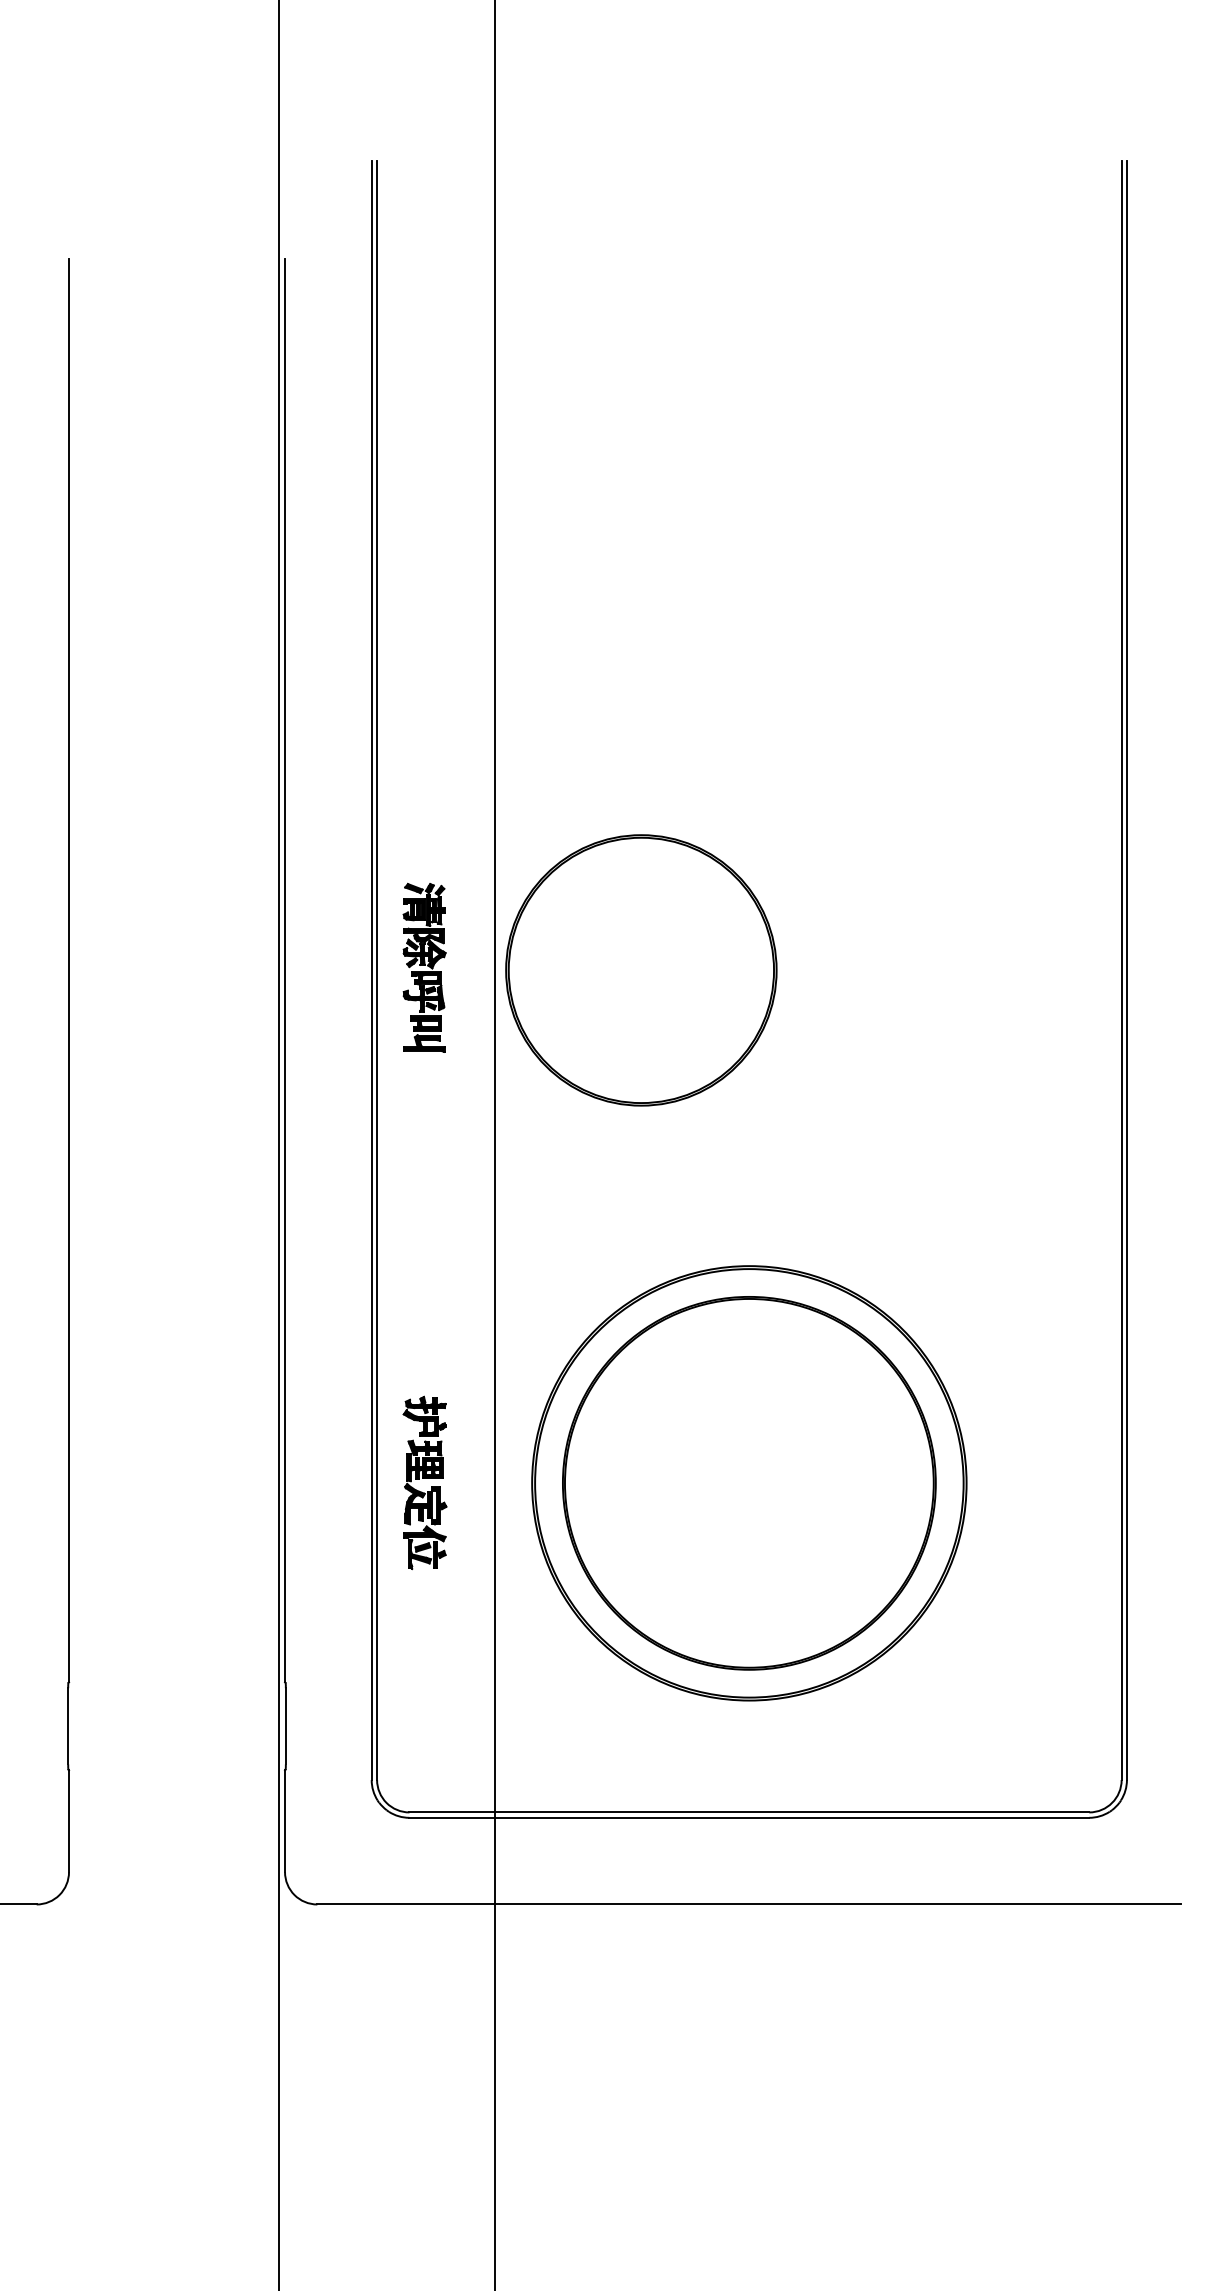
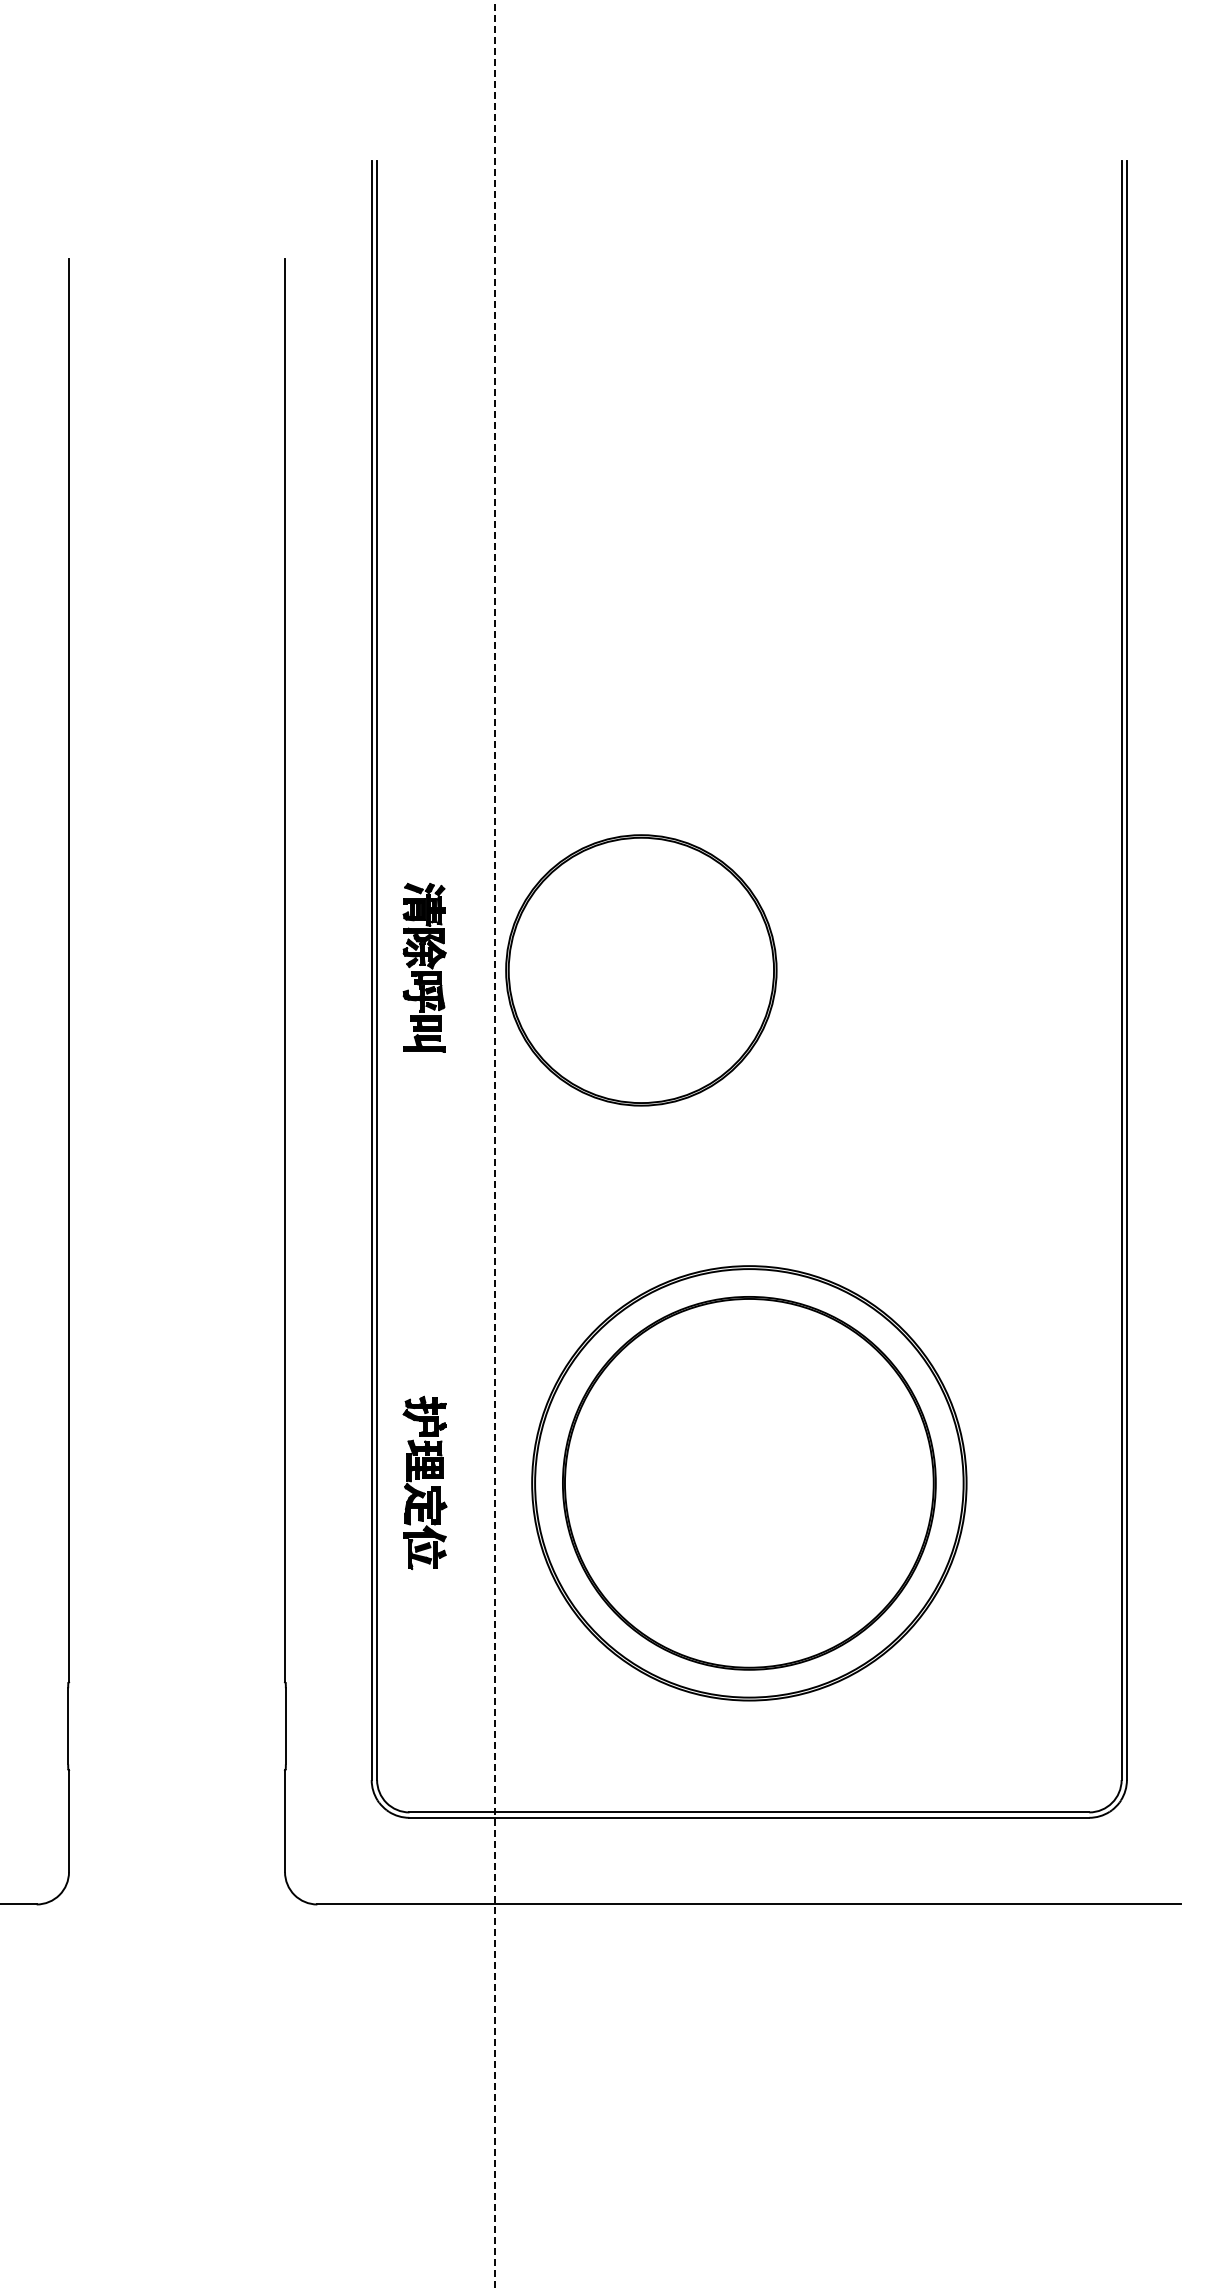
line: present -> none (278, 1144)
line: solid -> dashed (494, 1145)
